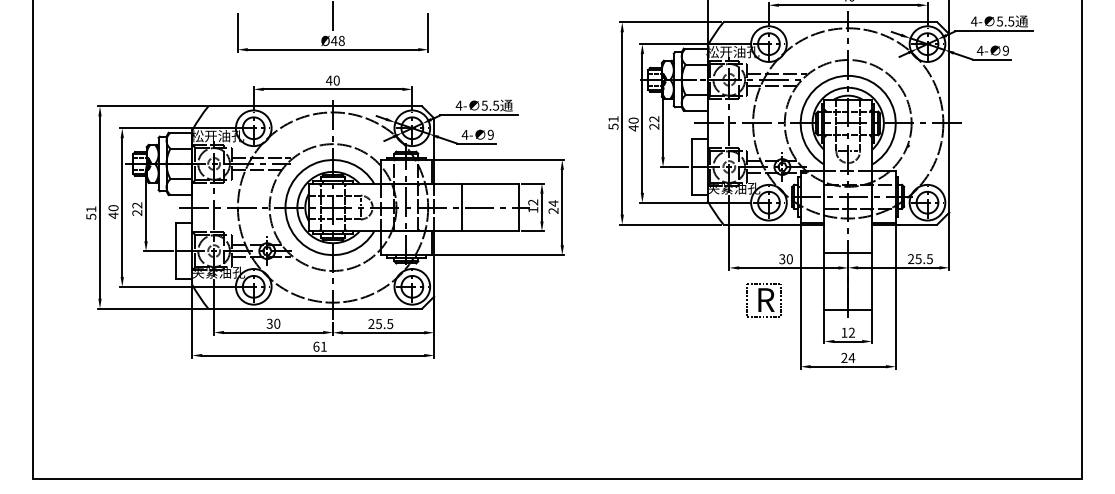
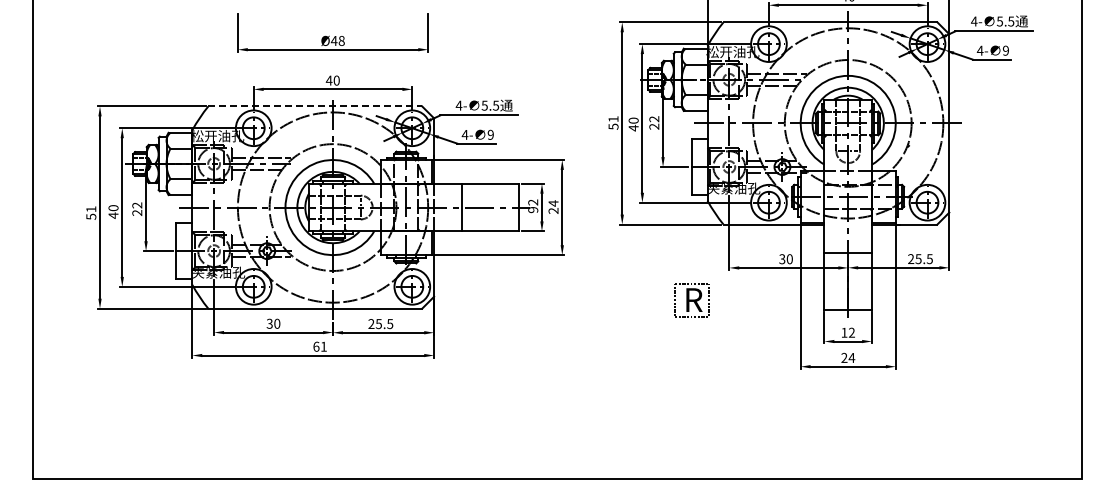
line: present -> none (333, 16)
line: solid -> dashed (315, 106)
text: 12 -> 92 (533, 210)
part position: (763, 300) -> (691, 300) (691, 300)
